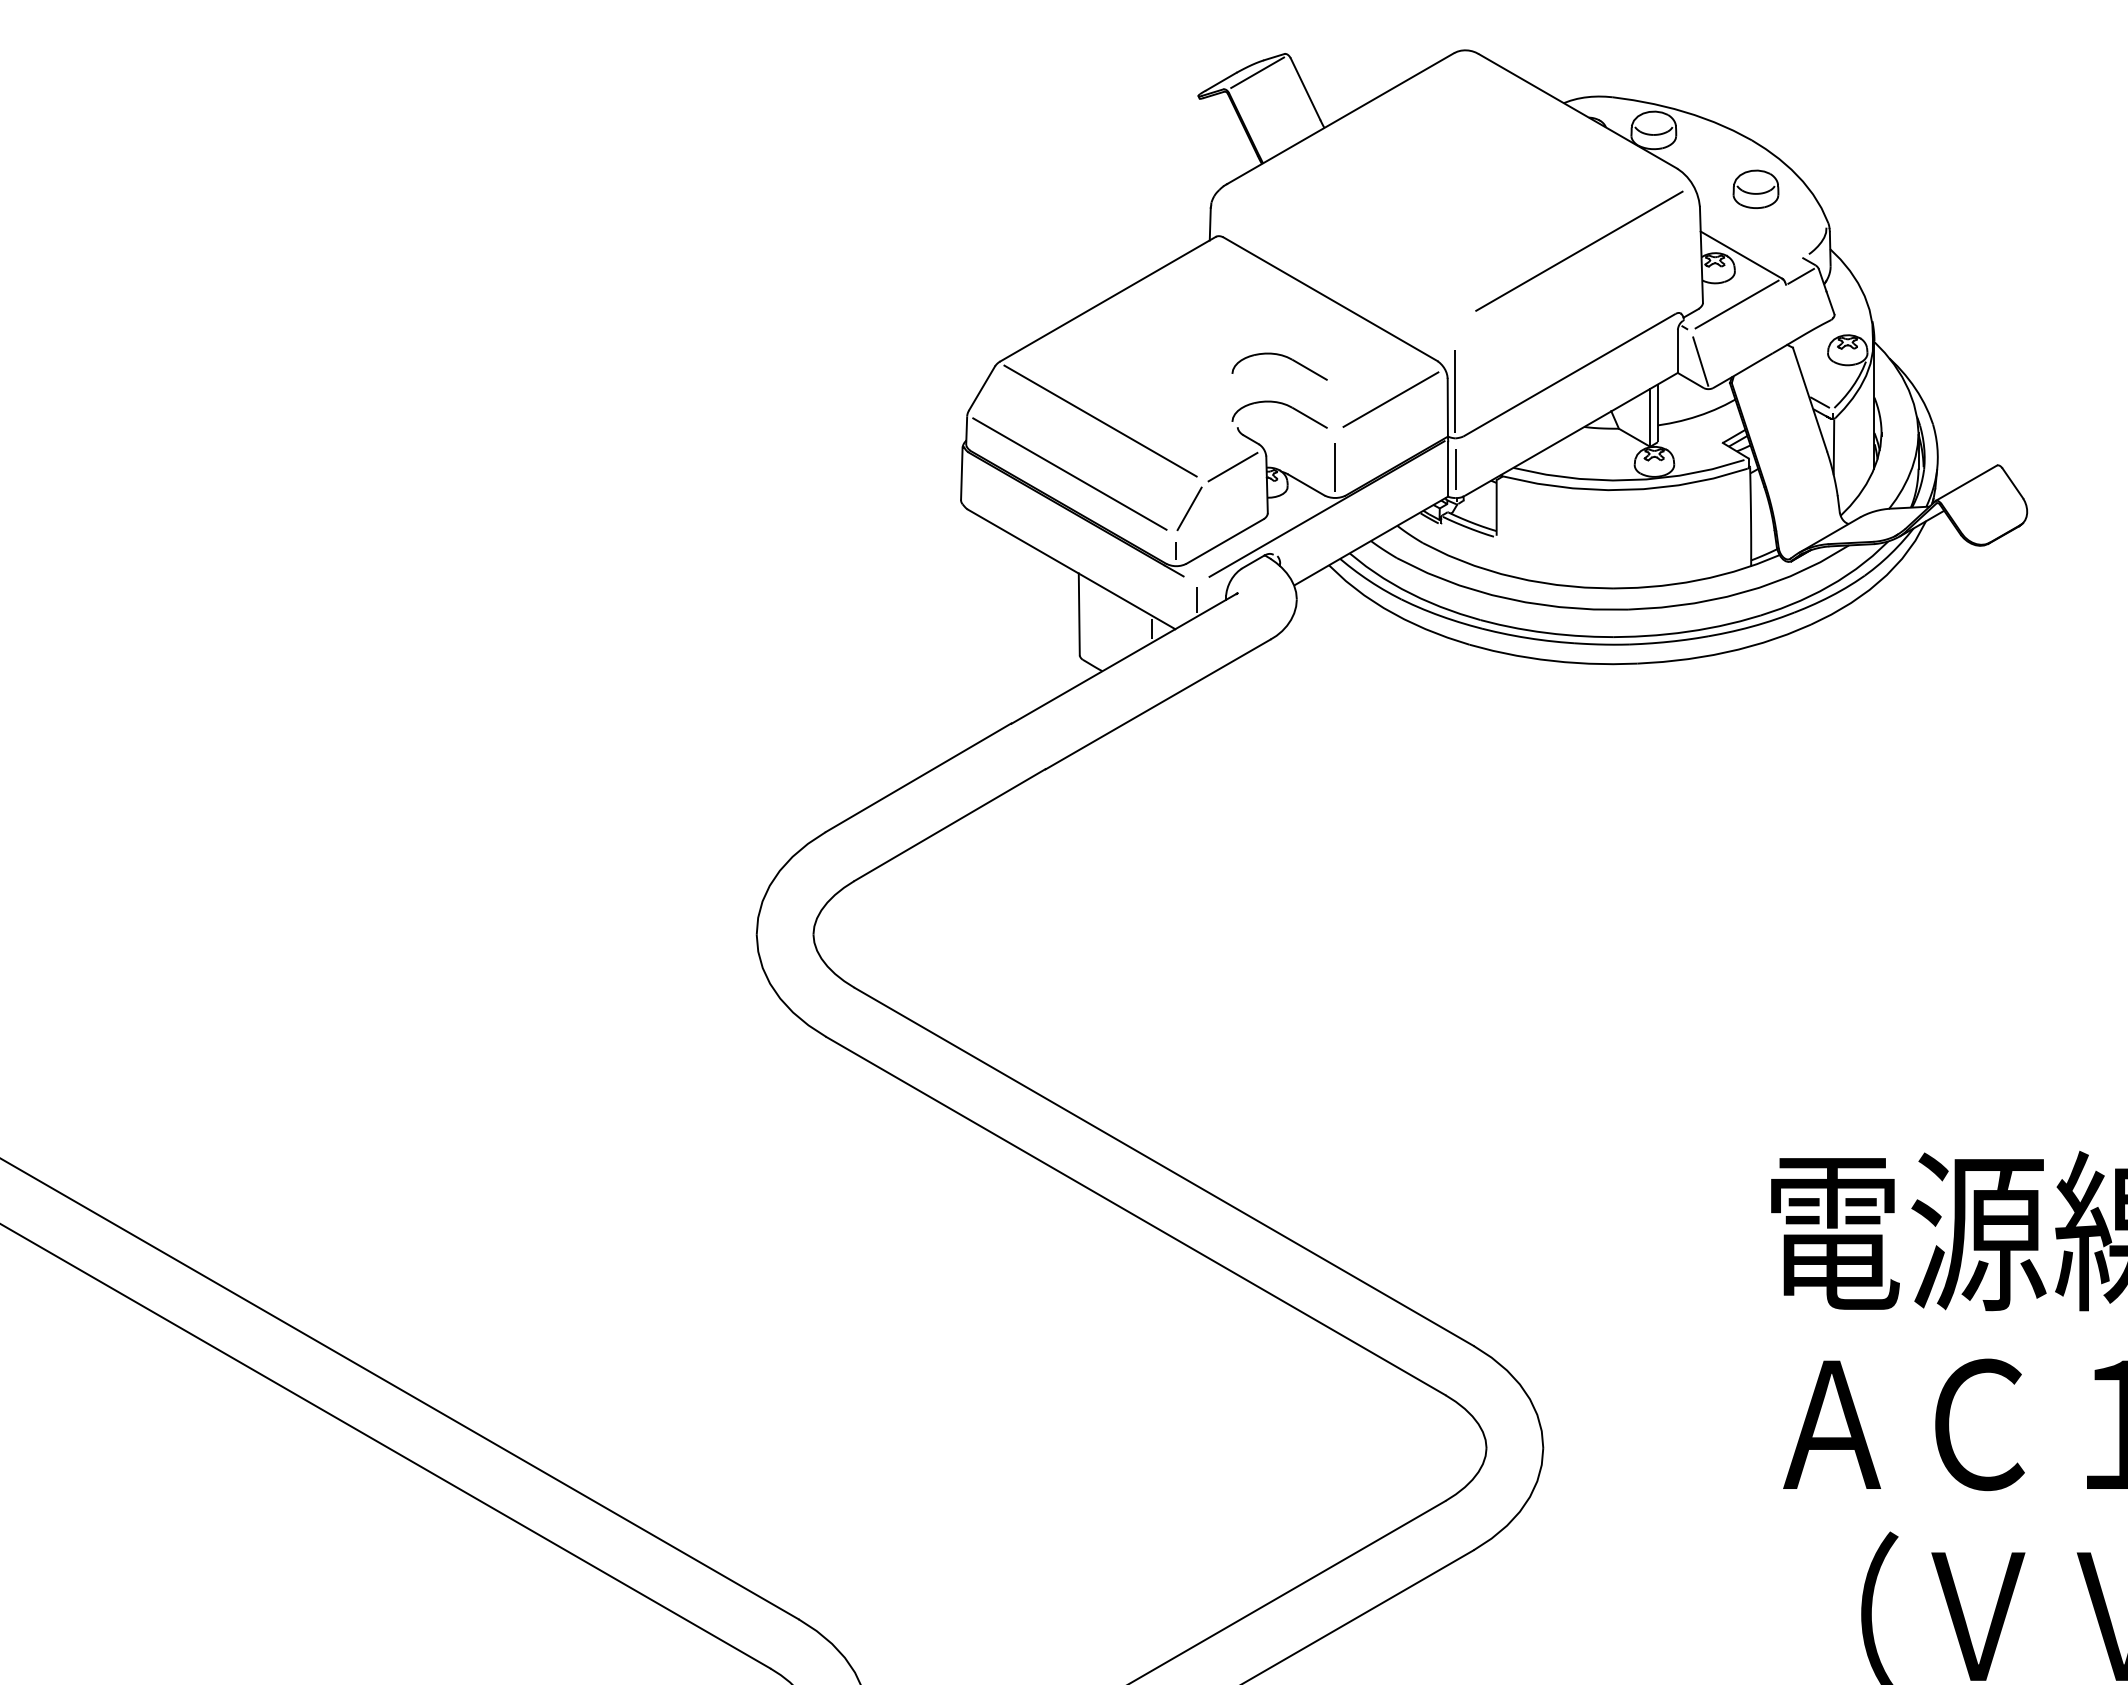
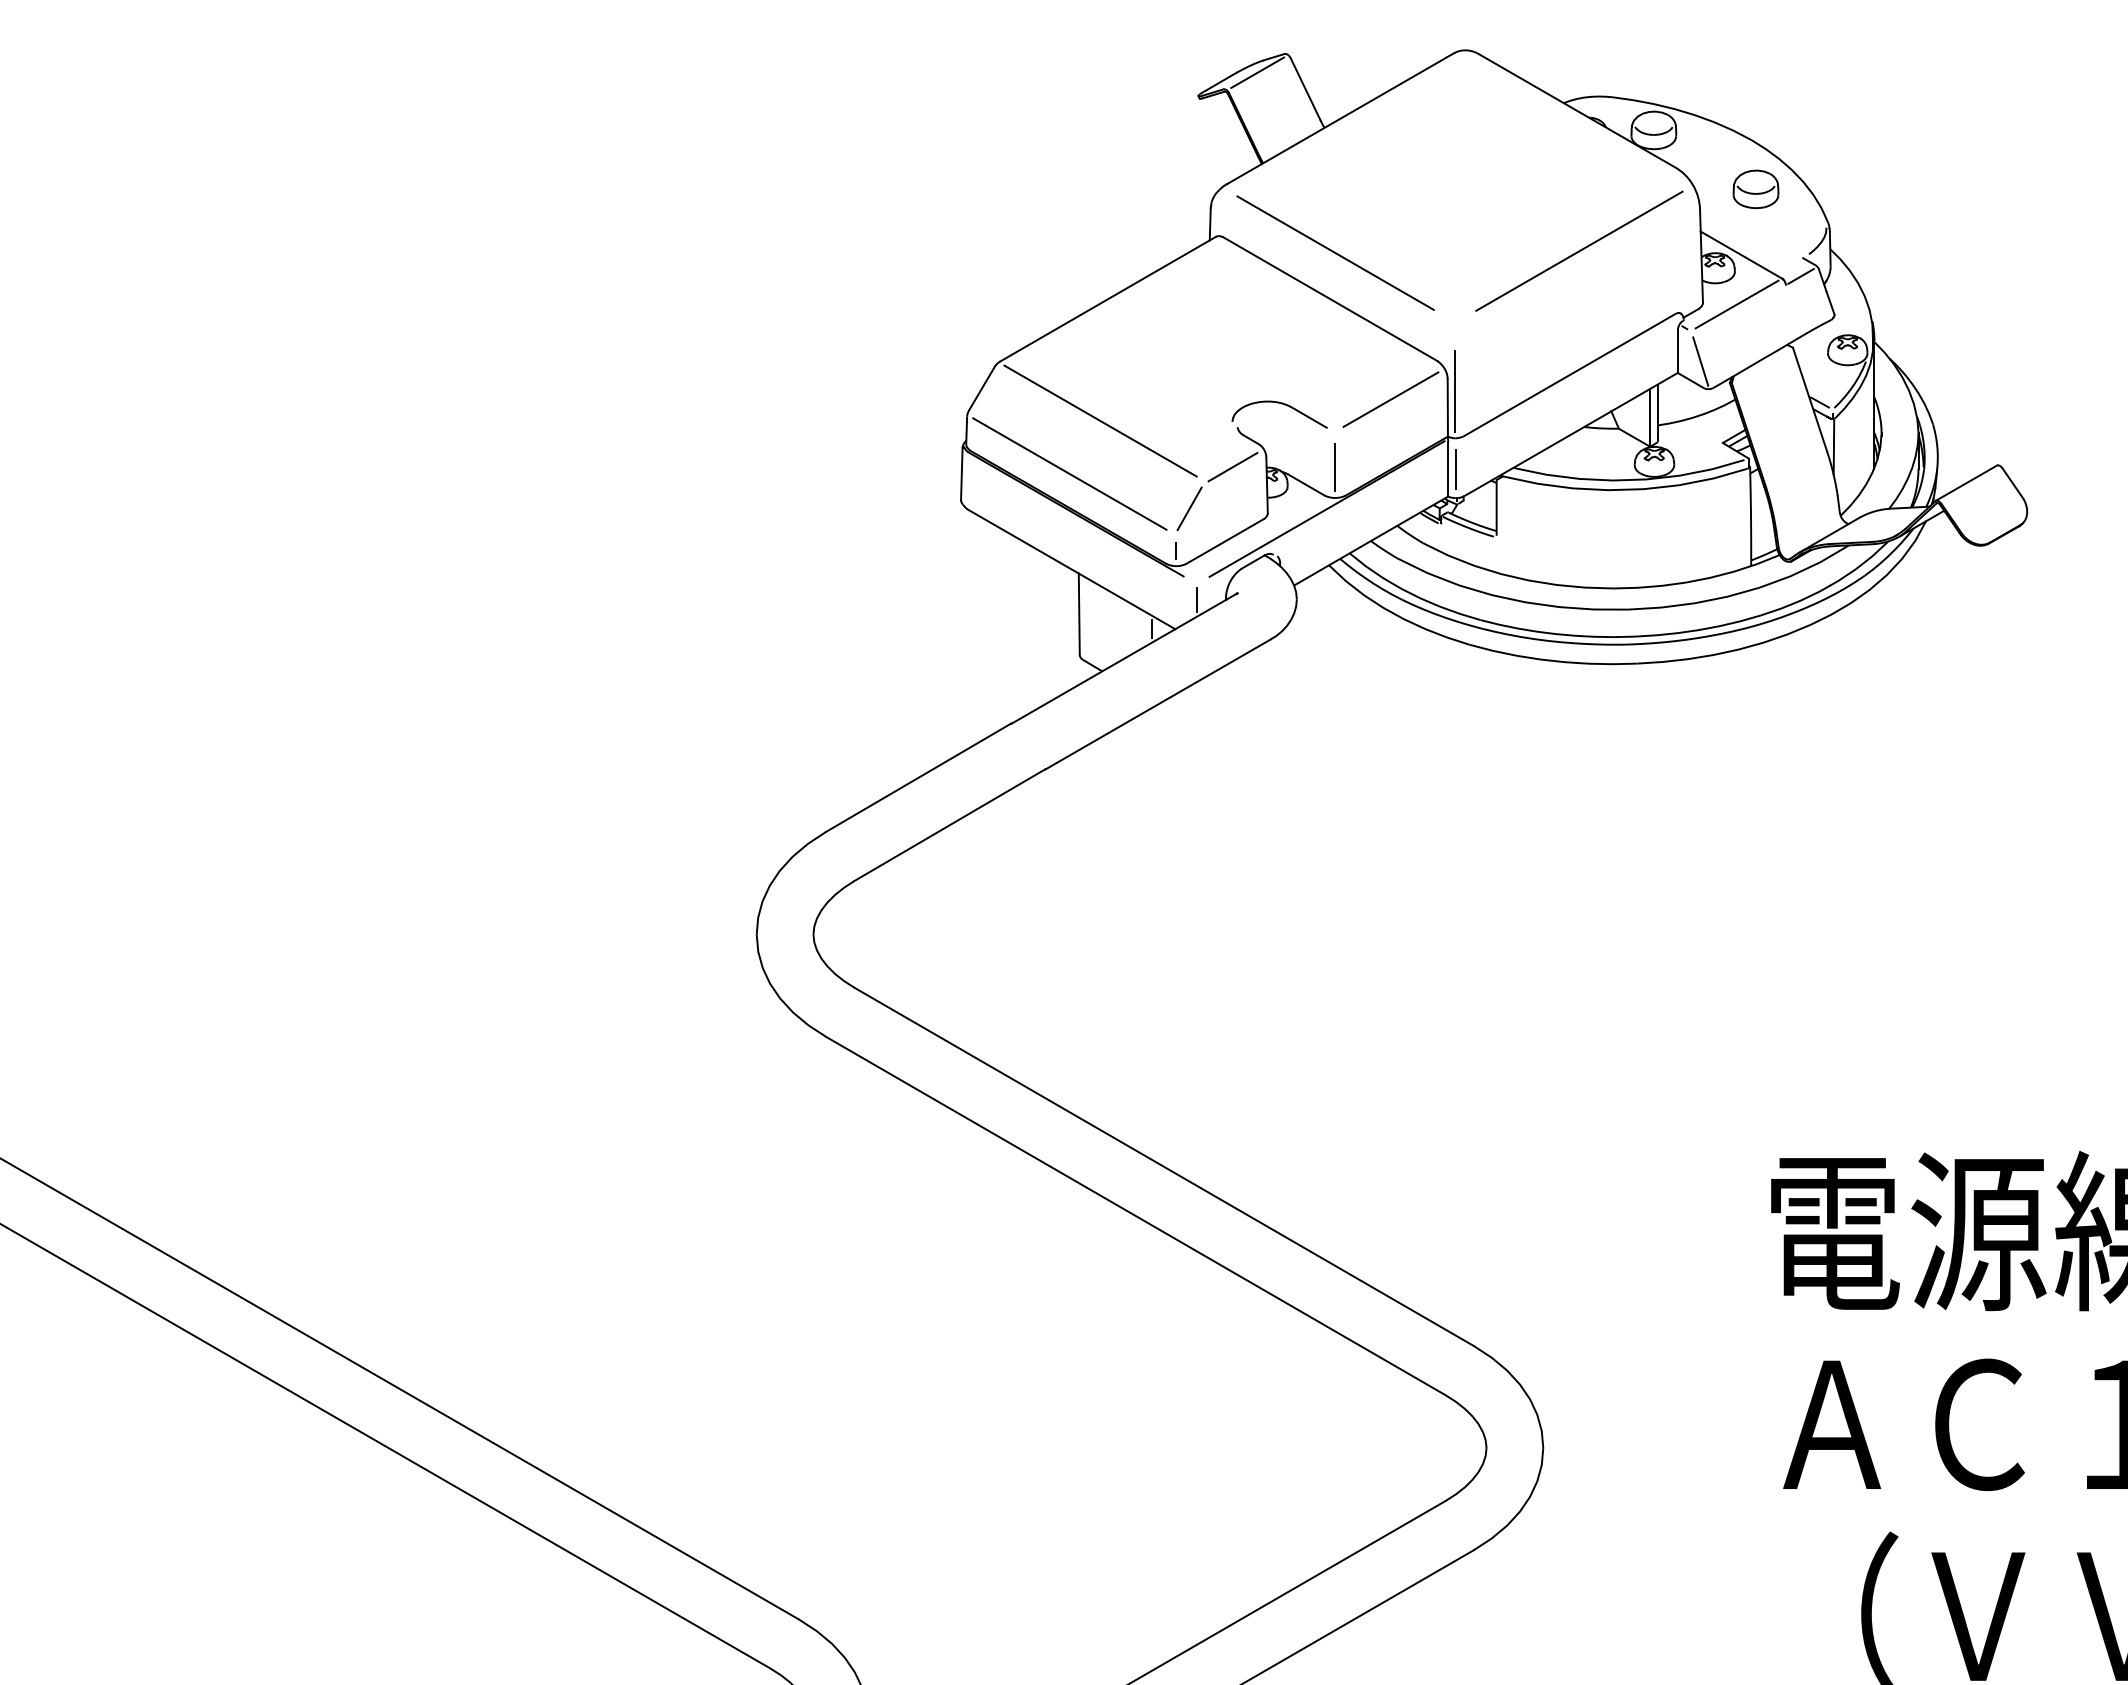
line: none -> present (1335, 252)
part: present -> none (1281, 356)
